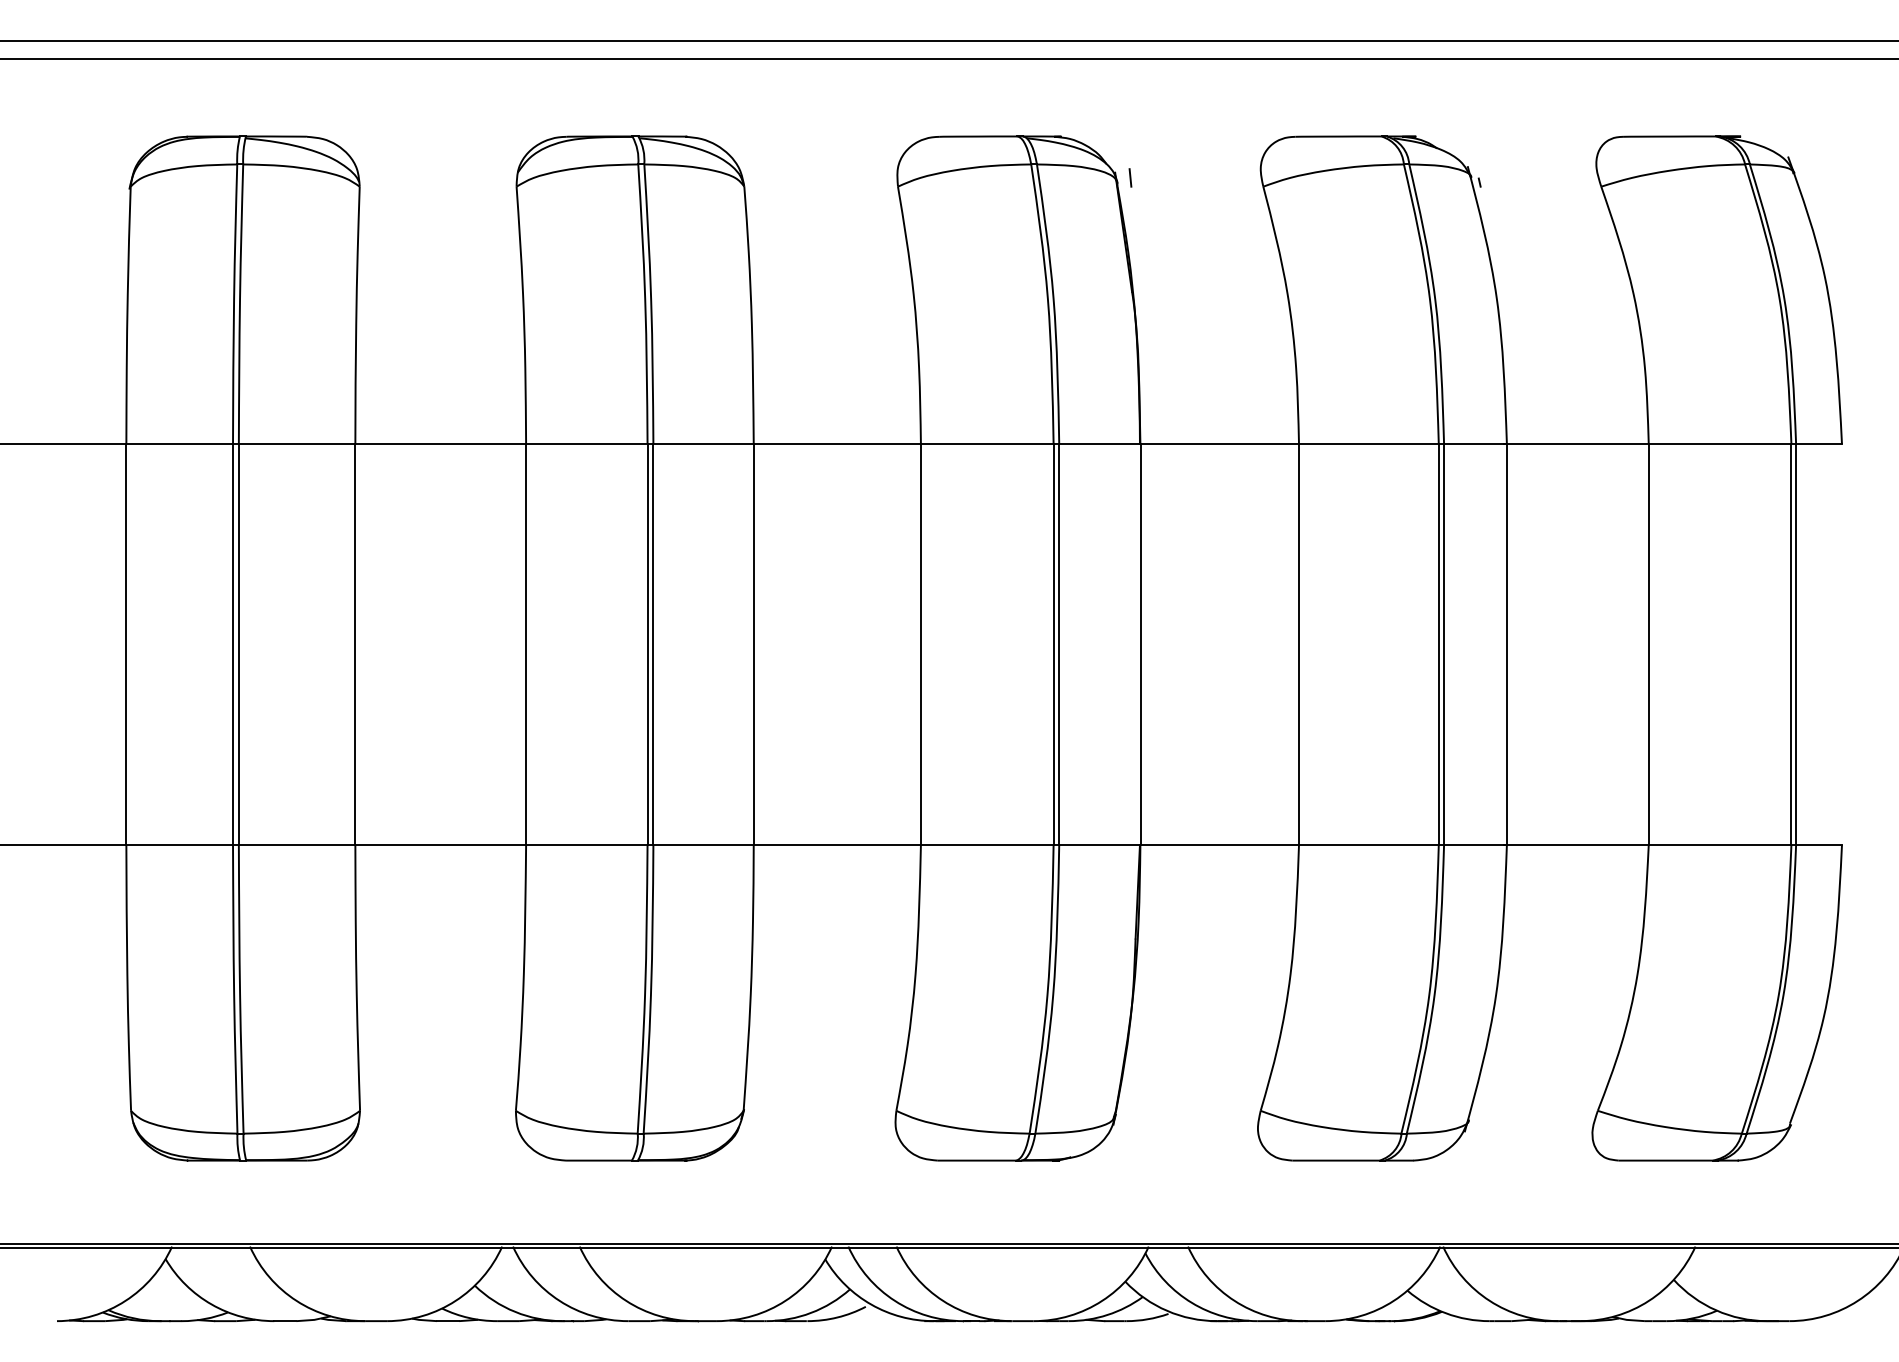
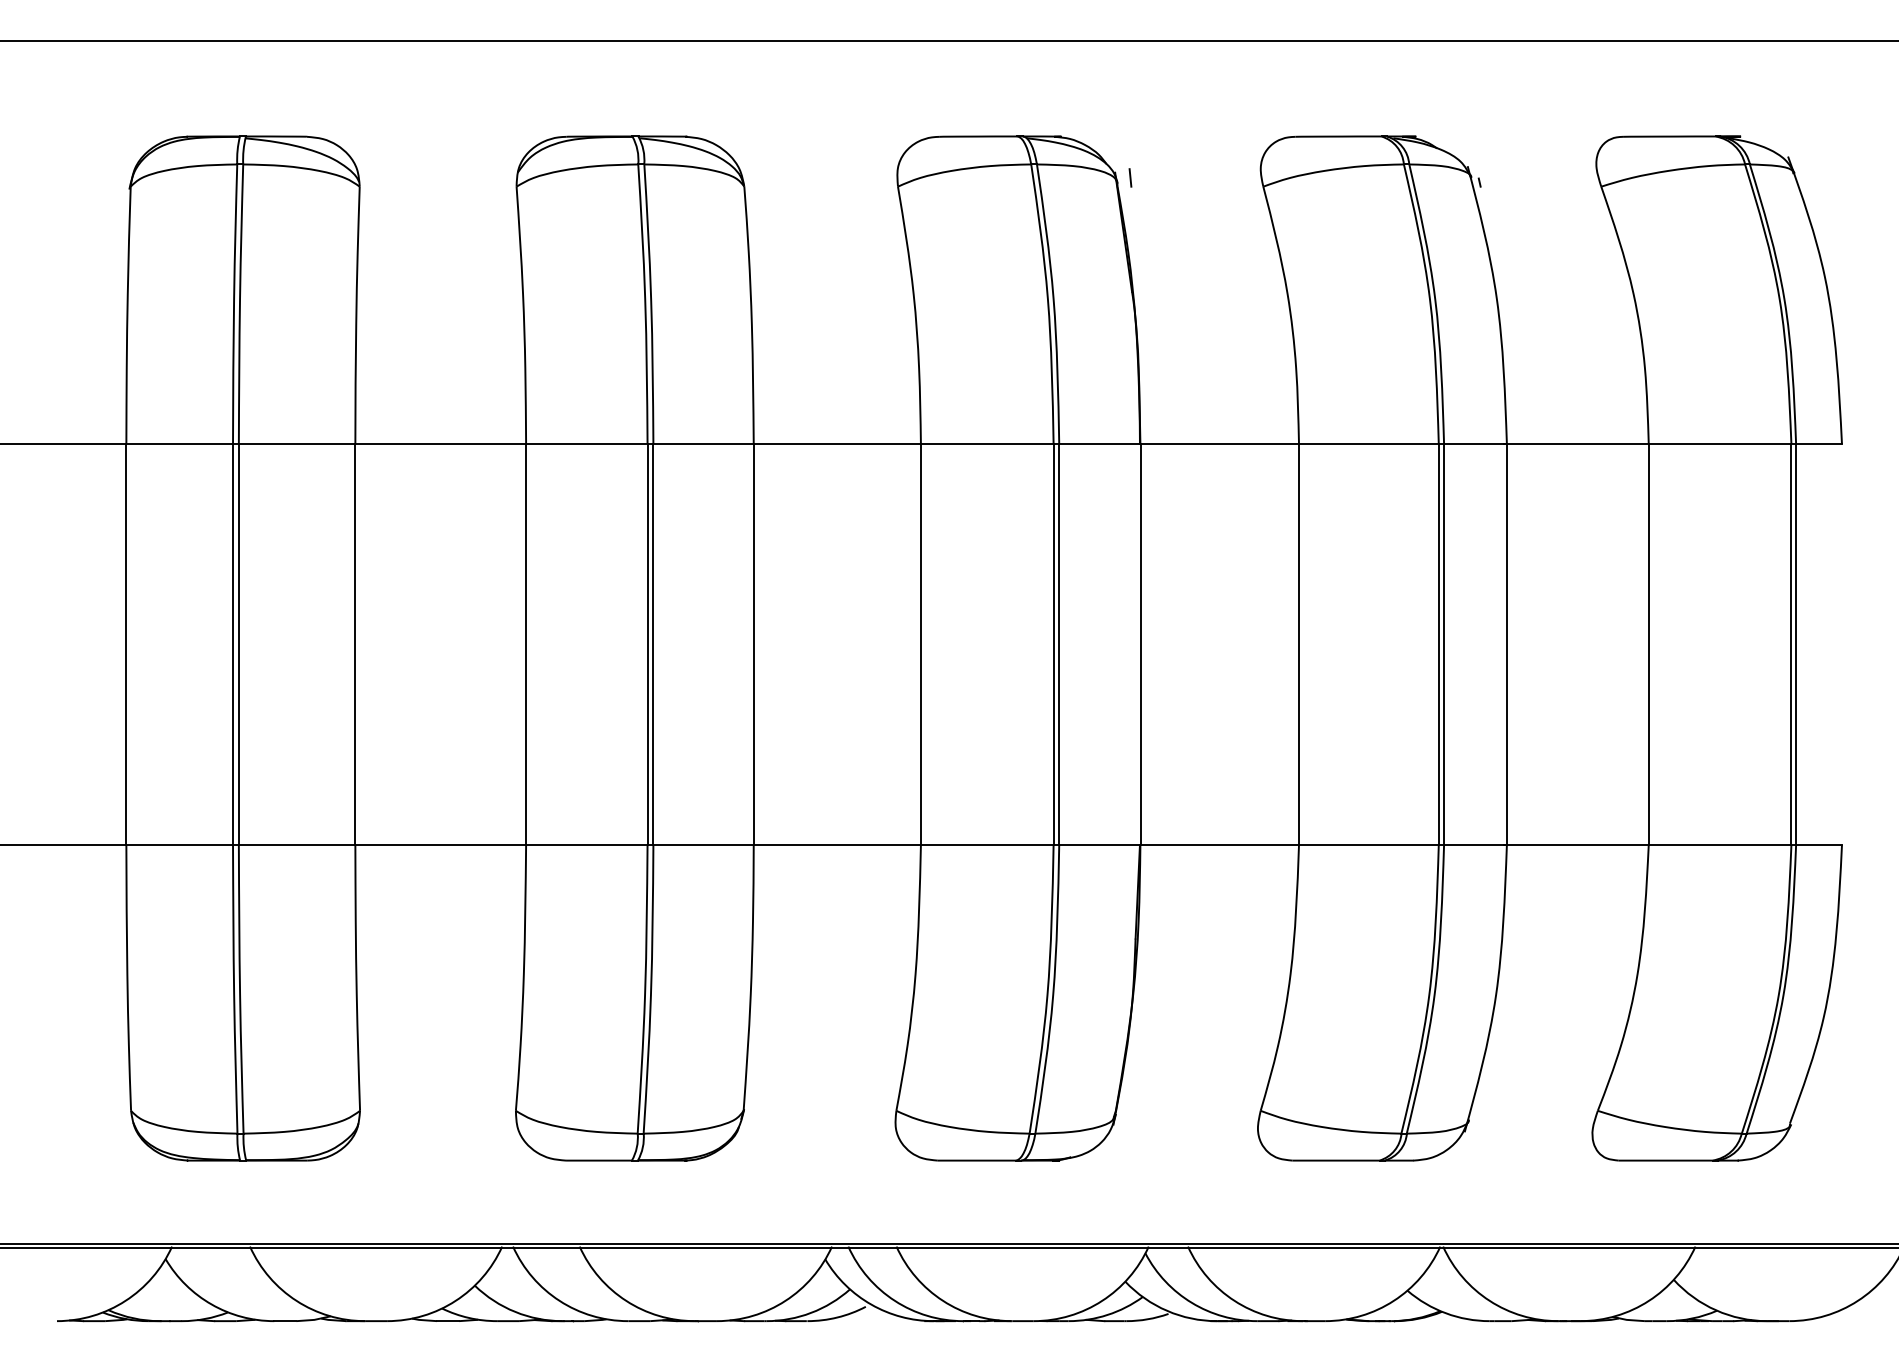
line: present -> none (948, 59)
